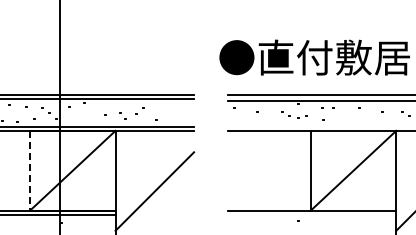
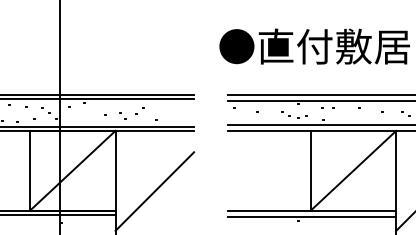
text position: (314, 57) -> (314, 46) (314, 46)
line: none -> present (320, 125)
line: dashed -> solid (29, 170)
line: none -> present (312, 216)
